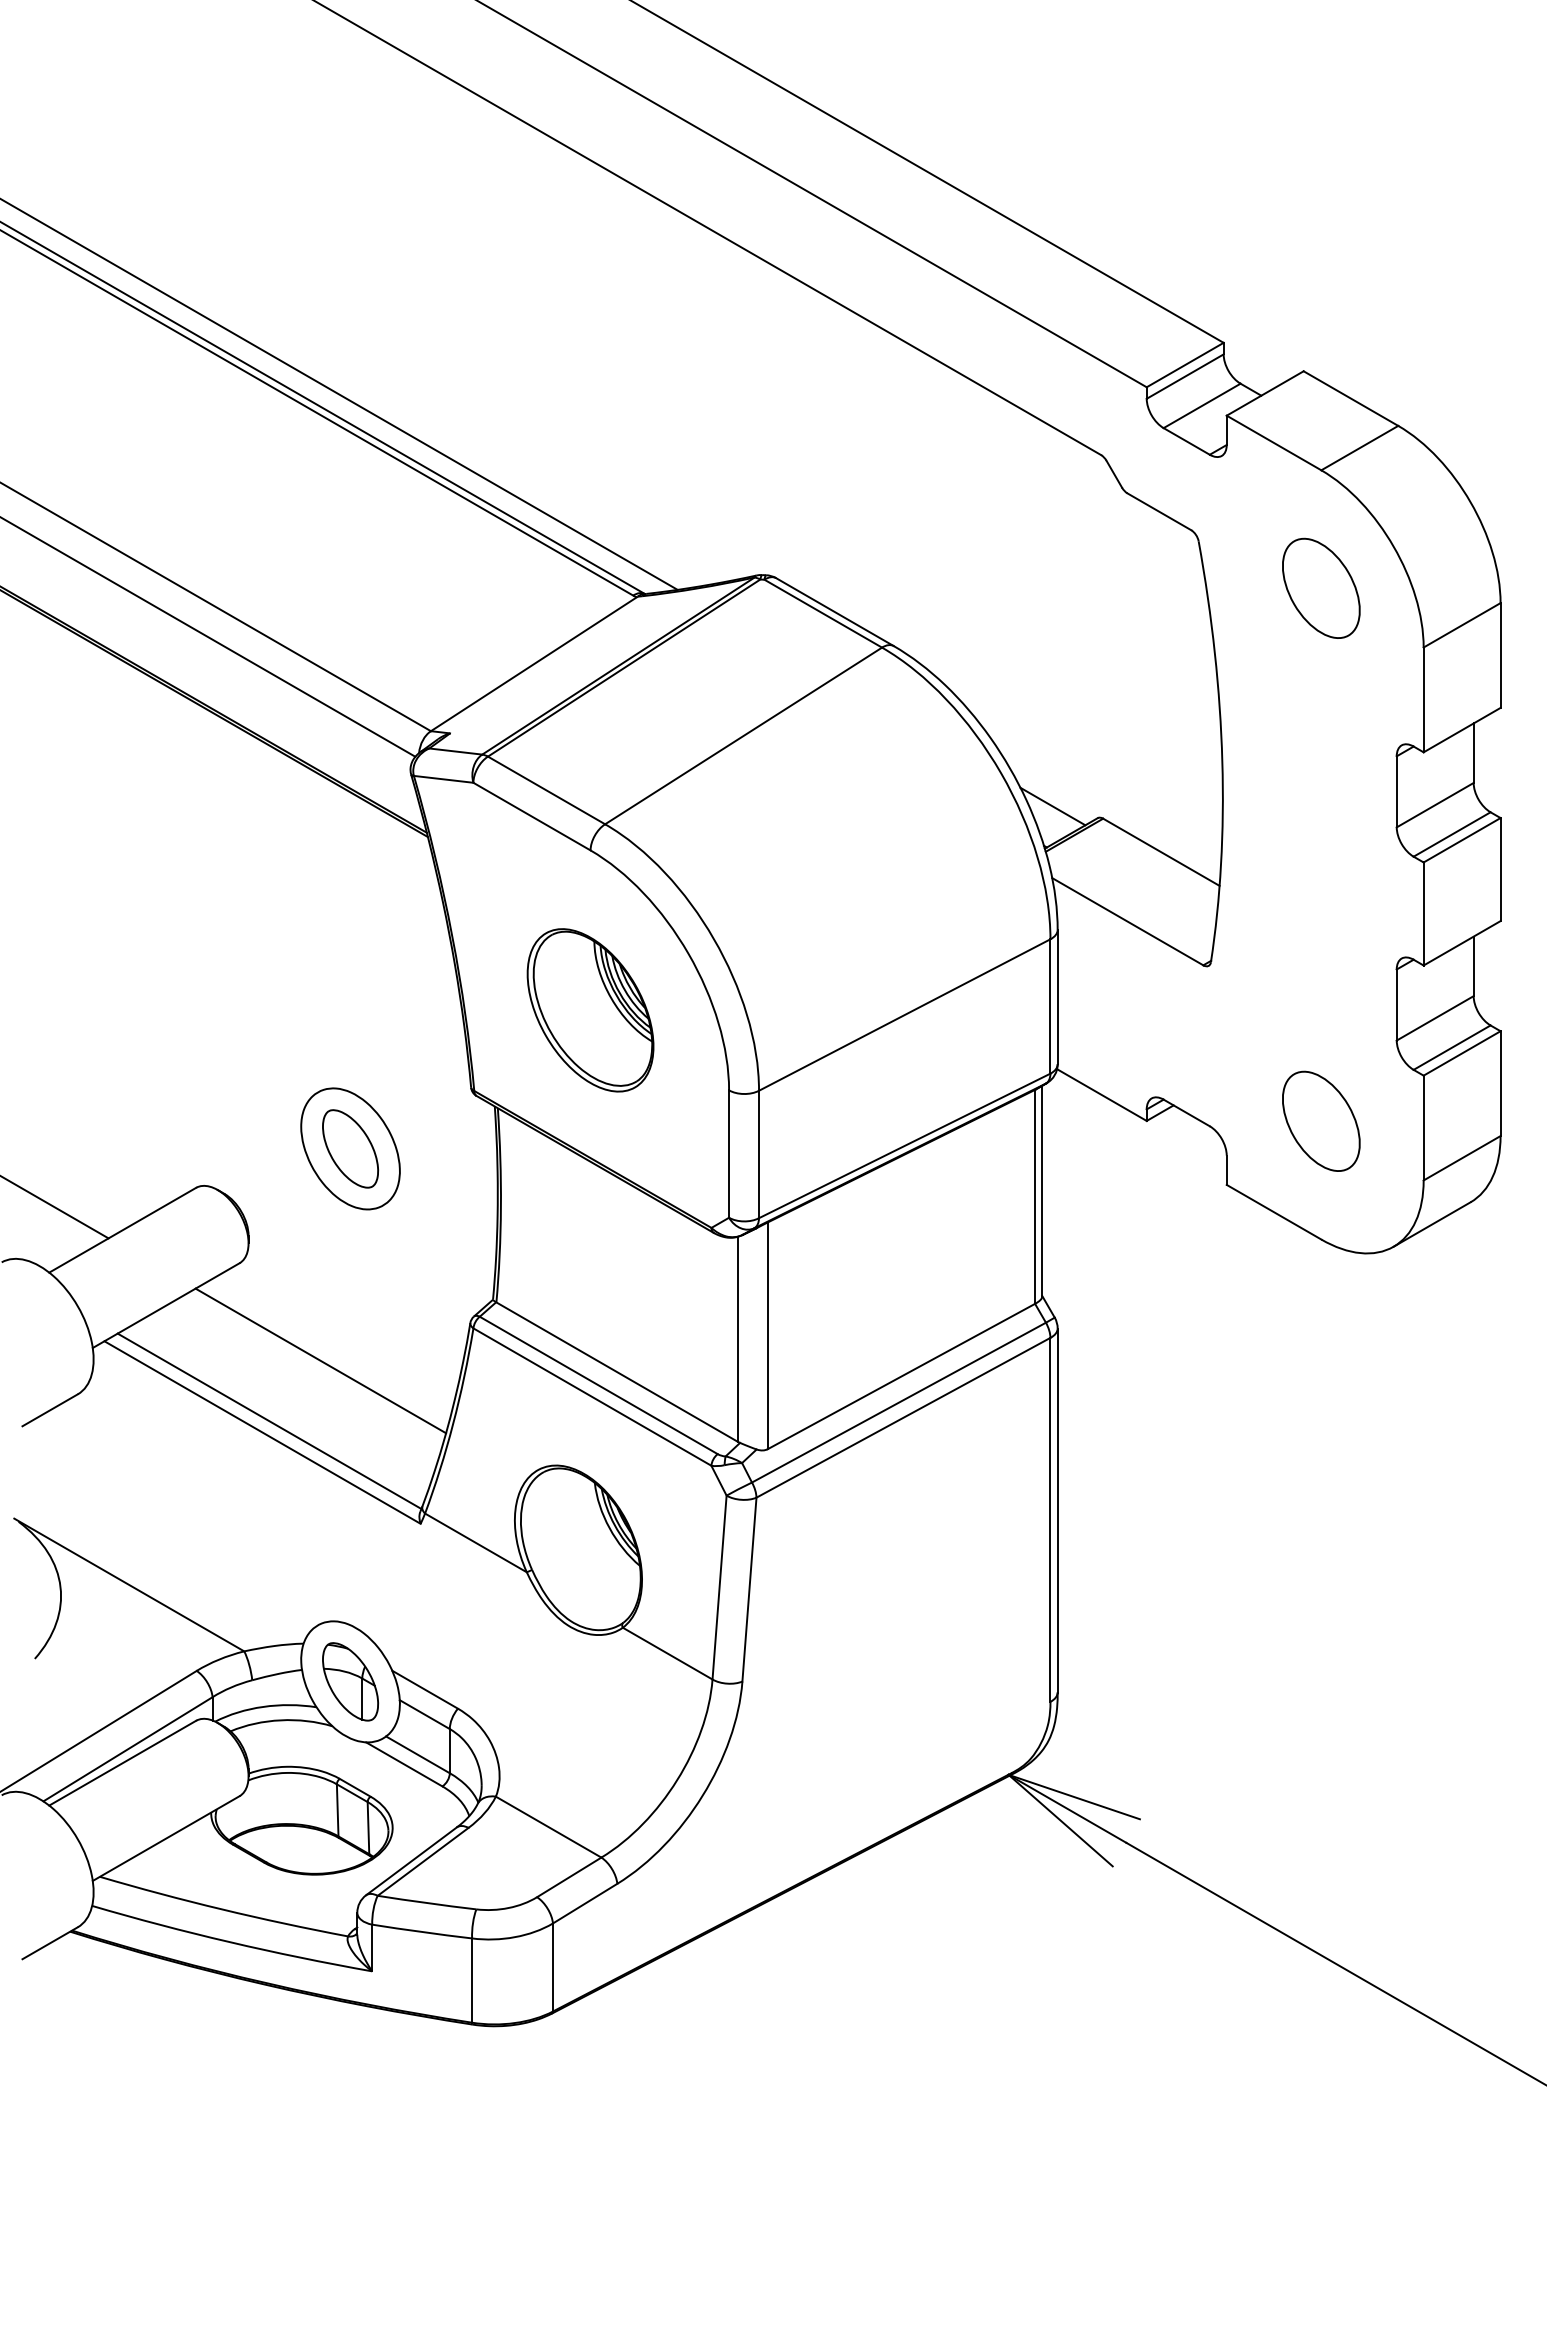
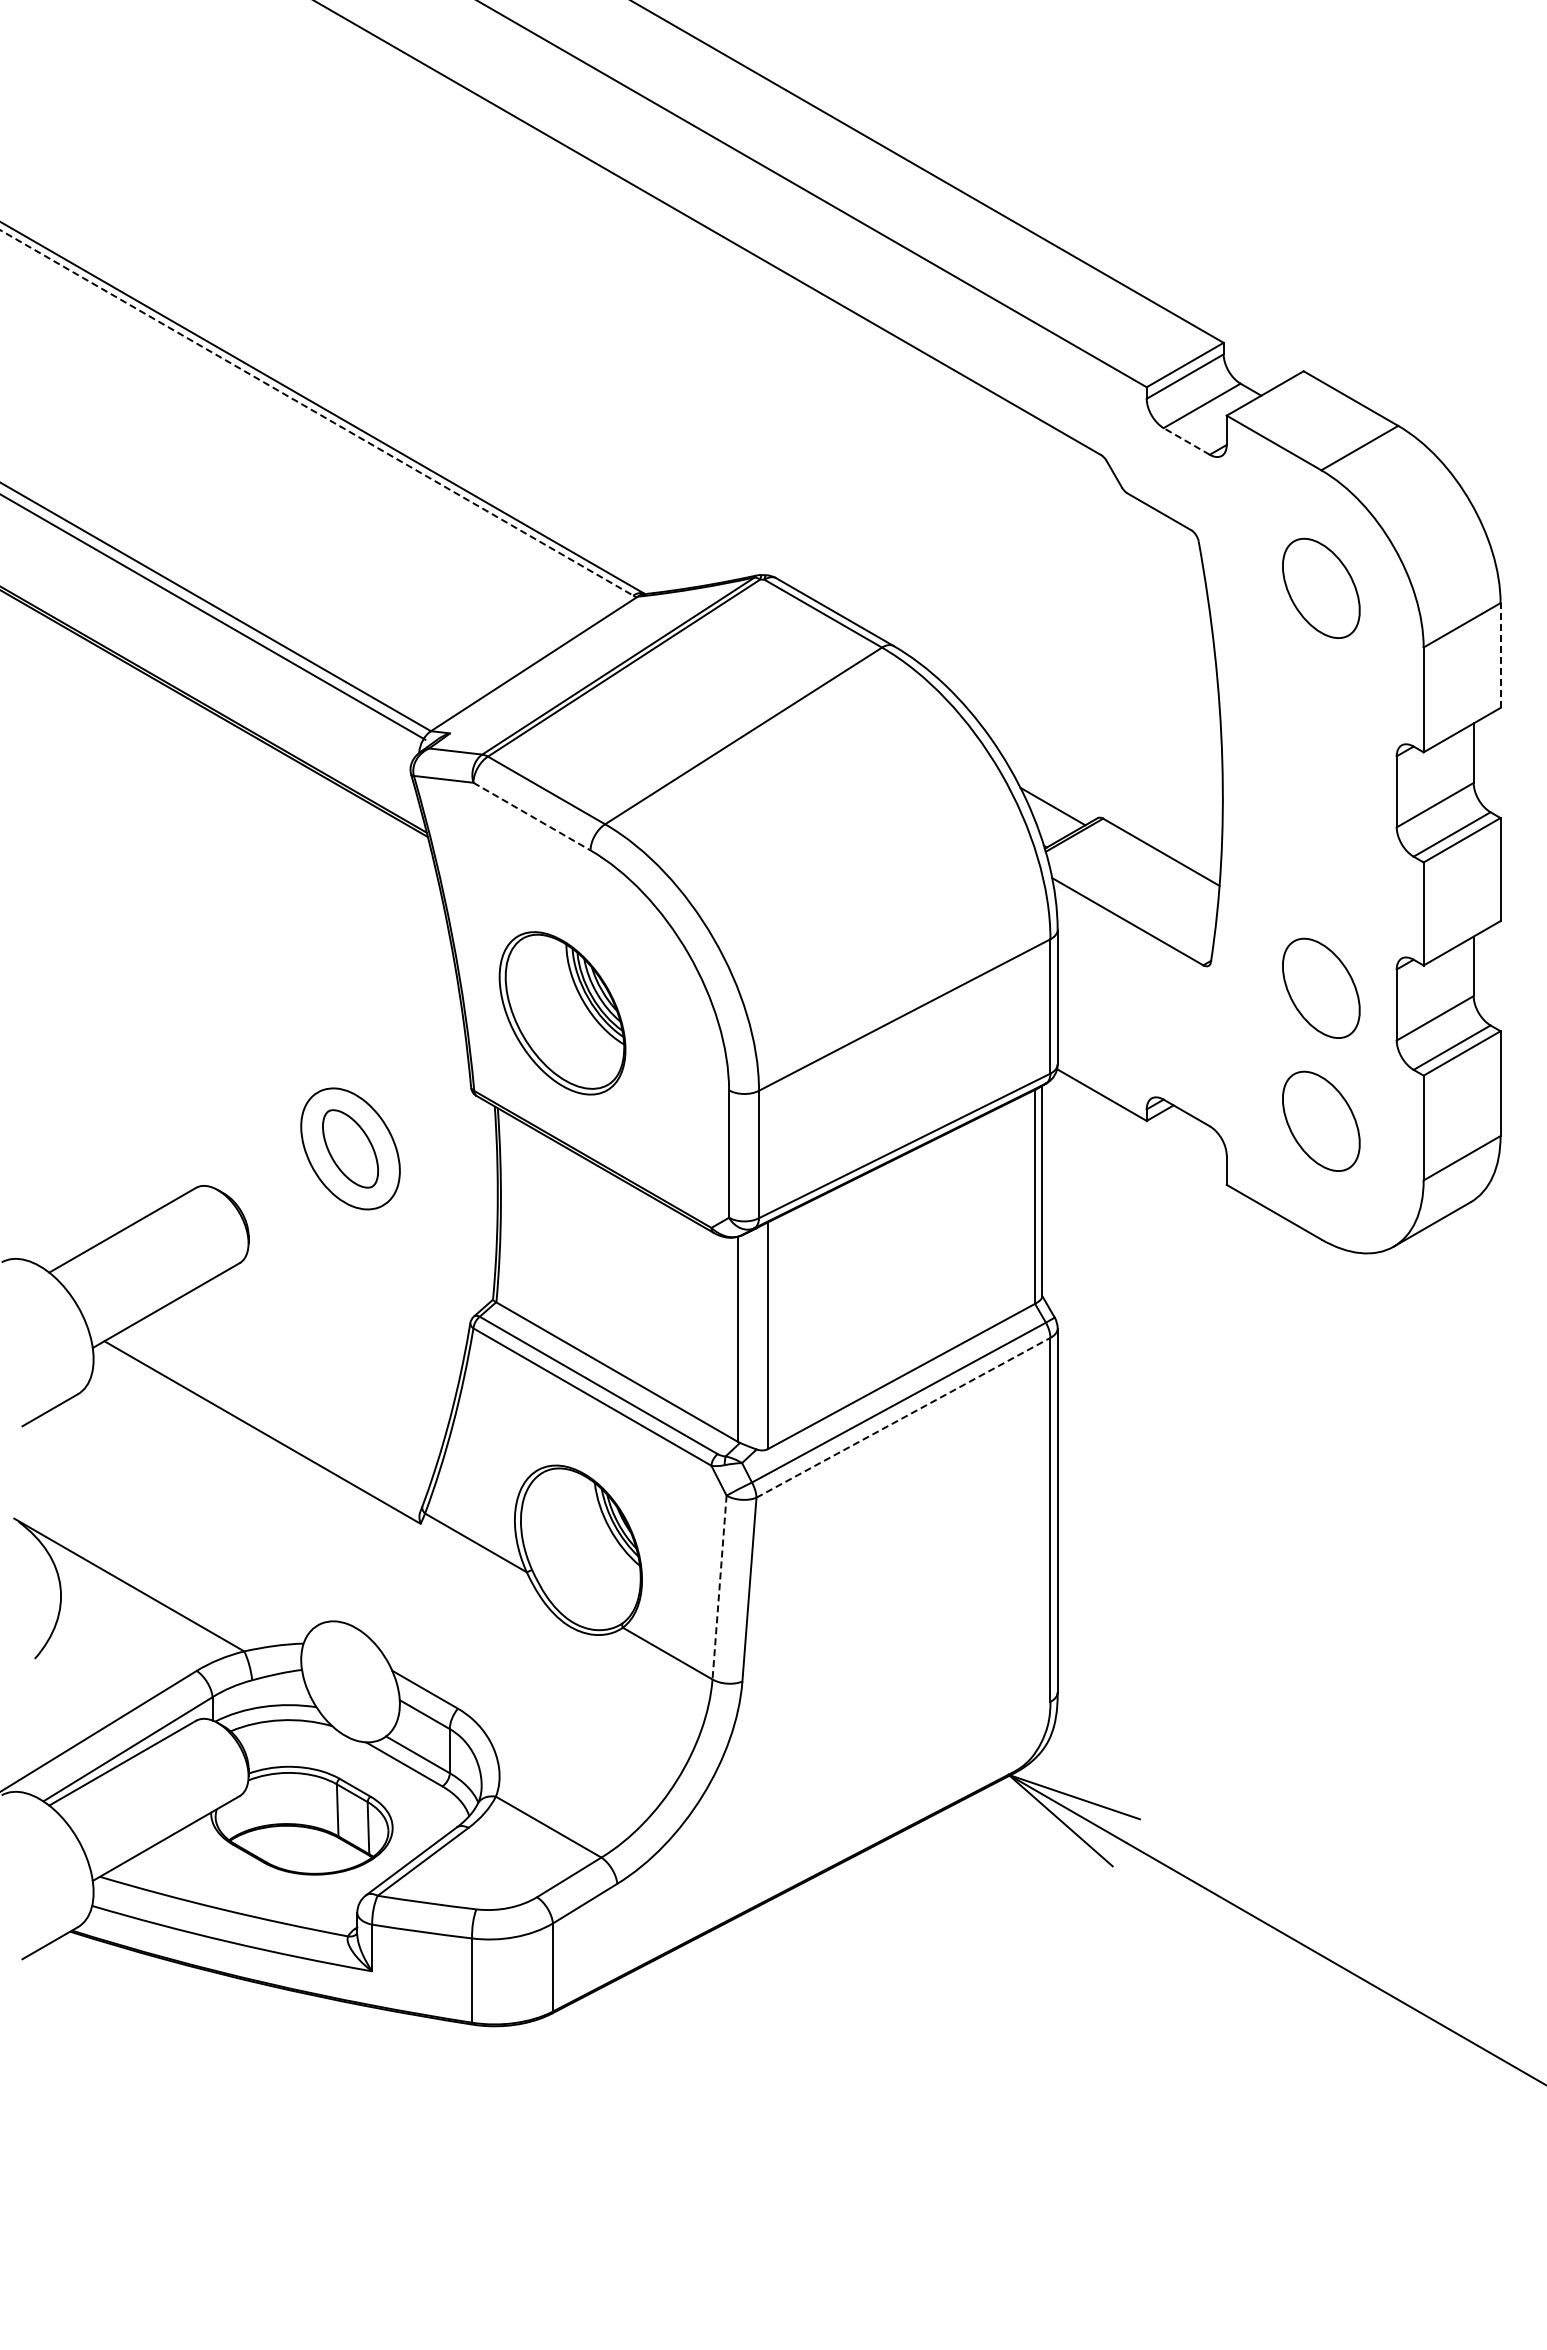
line: present -> none (339, 394)
line: solid -> dashed (317, 413)
line: solid -> dashed (1186, 441)
line position: (208, 637) -> (213, 617) (213, 617)
line: solid -> dashed (1500, 655)
line: solid -> dashed (531, 816)
part: none -> present (1321, 987)
part position: (590, 1010) -> (562, 1013) (562, 1013)
line: present -> none (55, 1207)
line: present -> none (320, 1360)
line: solid -> dashed (903, 1417)
line: present -> none (269, 1420)
line: solid -> dashed (719, 1588)
part: present -> none (350, 1681)
